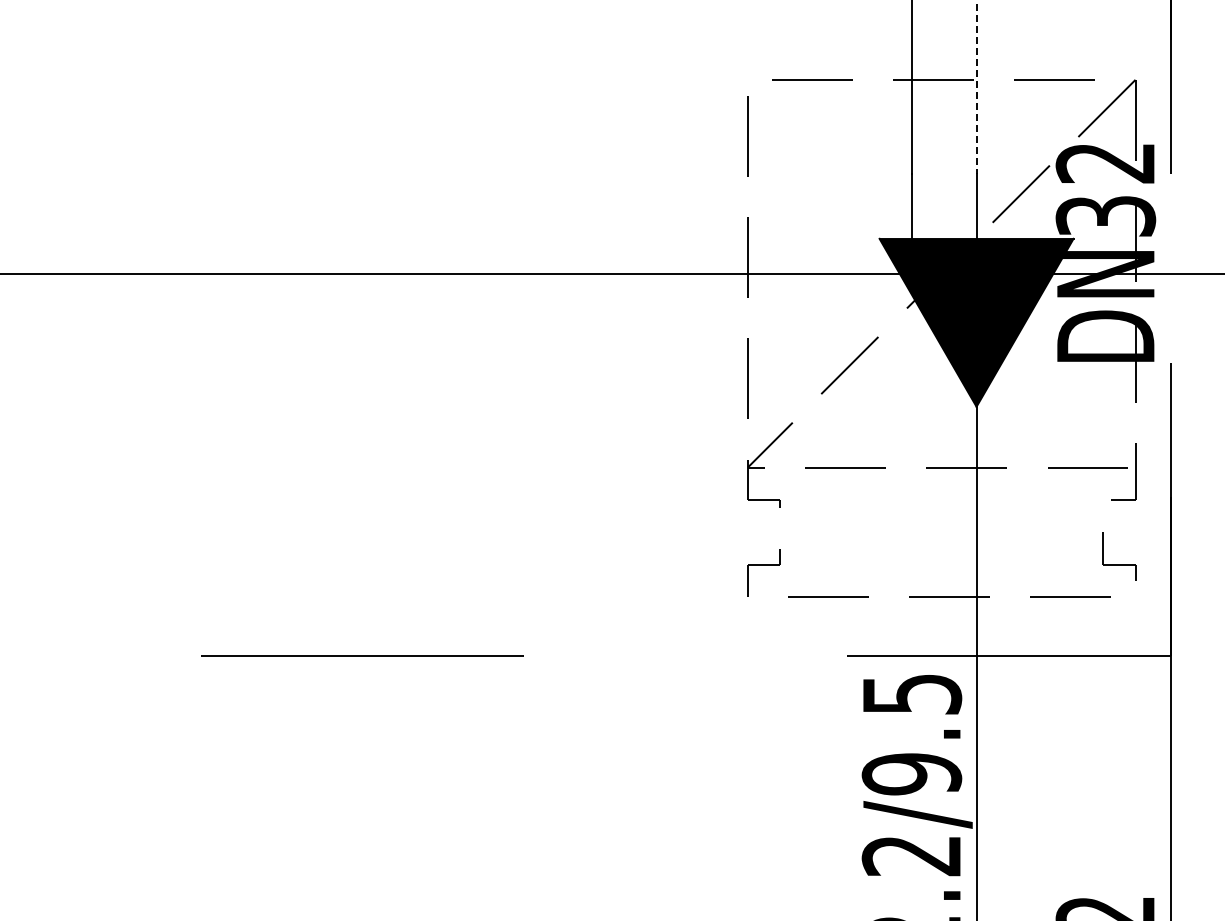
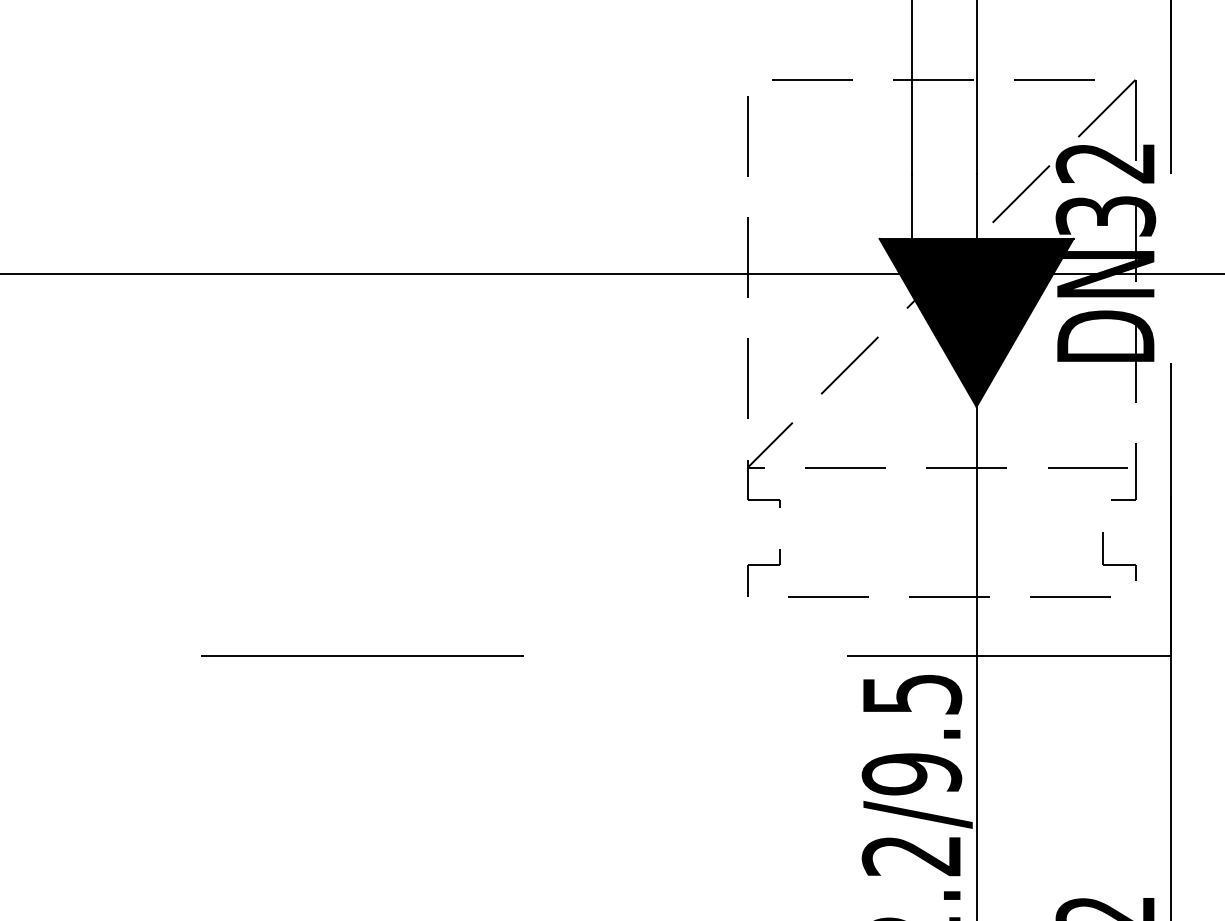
line: dashed -> solid (976, 87)
